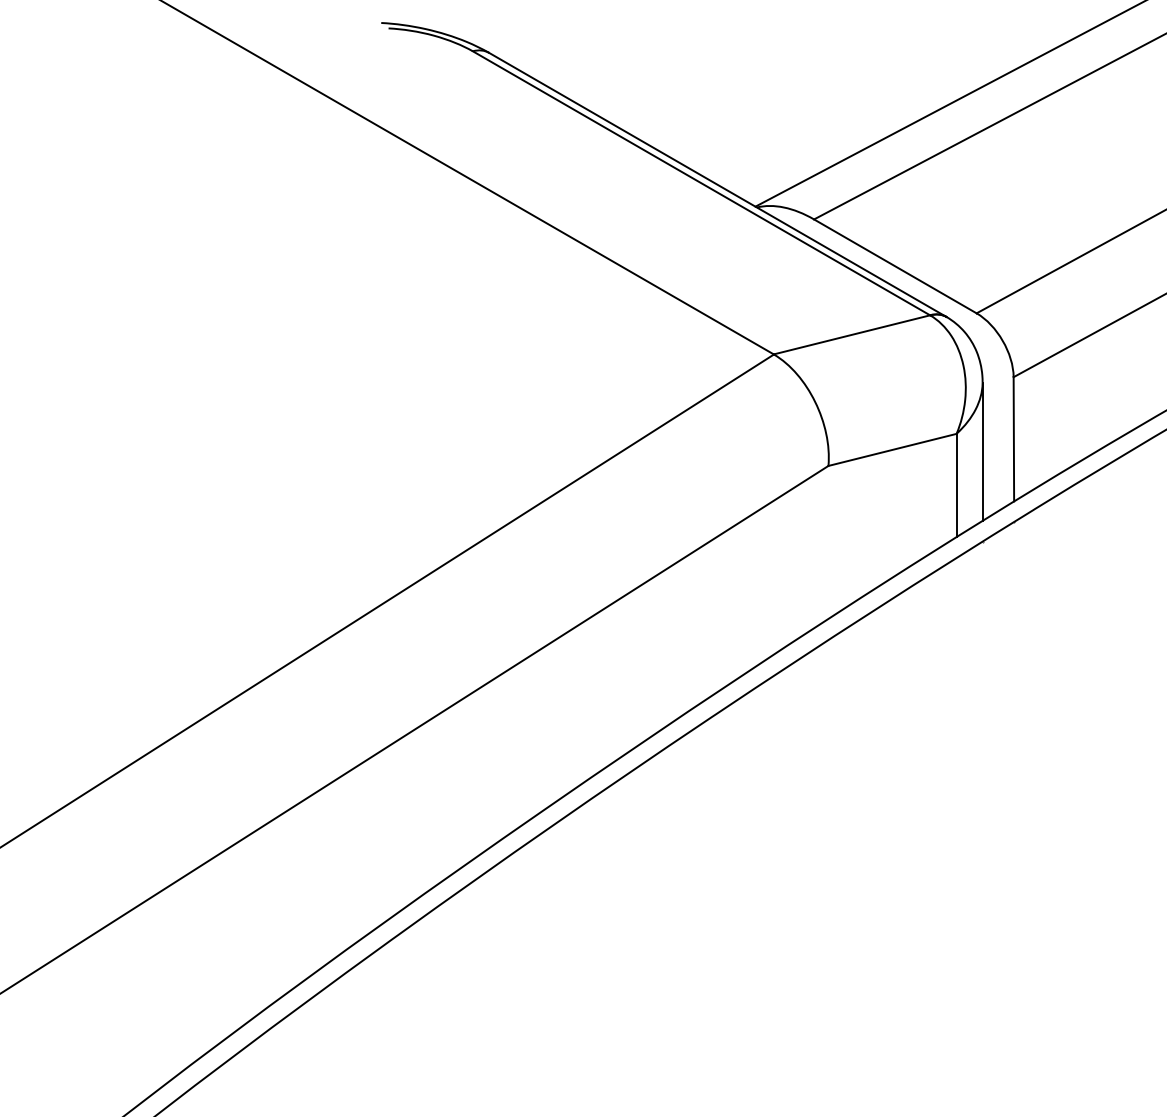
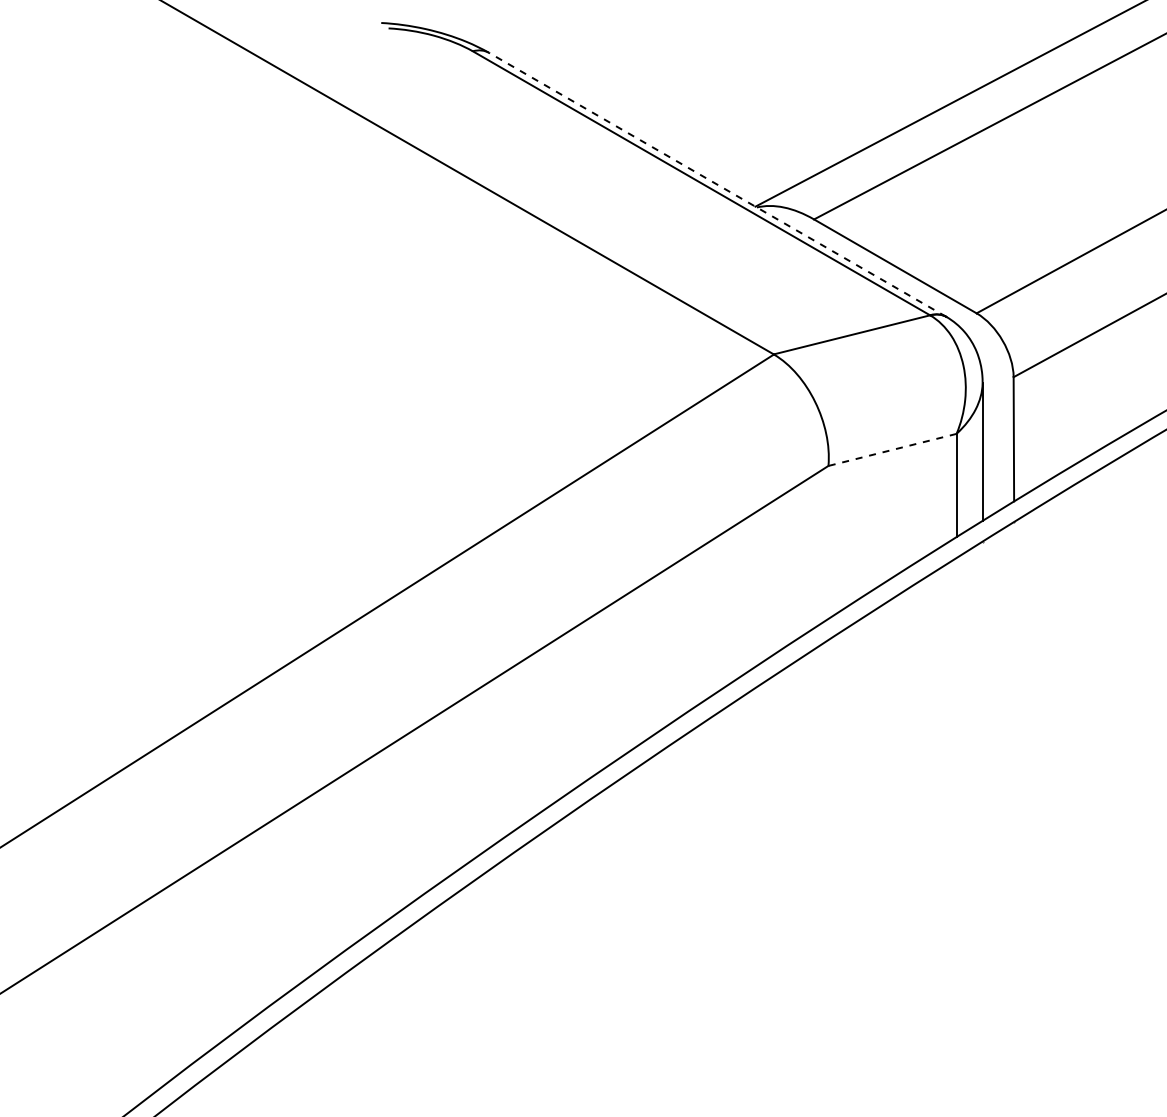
line: solid -> dashed (717, 184)
line: solid -> dashed (892, 450)
